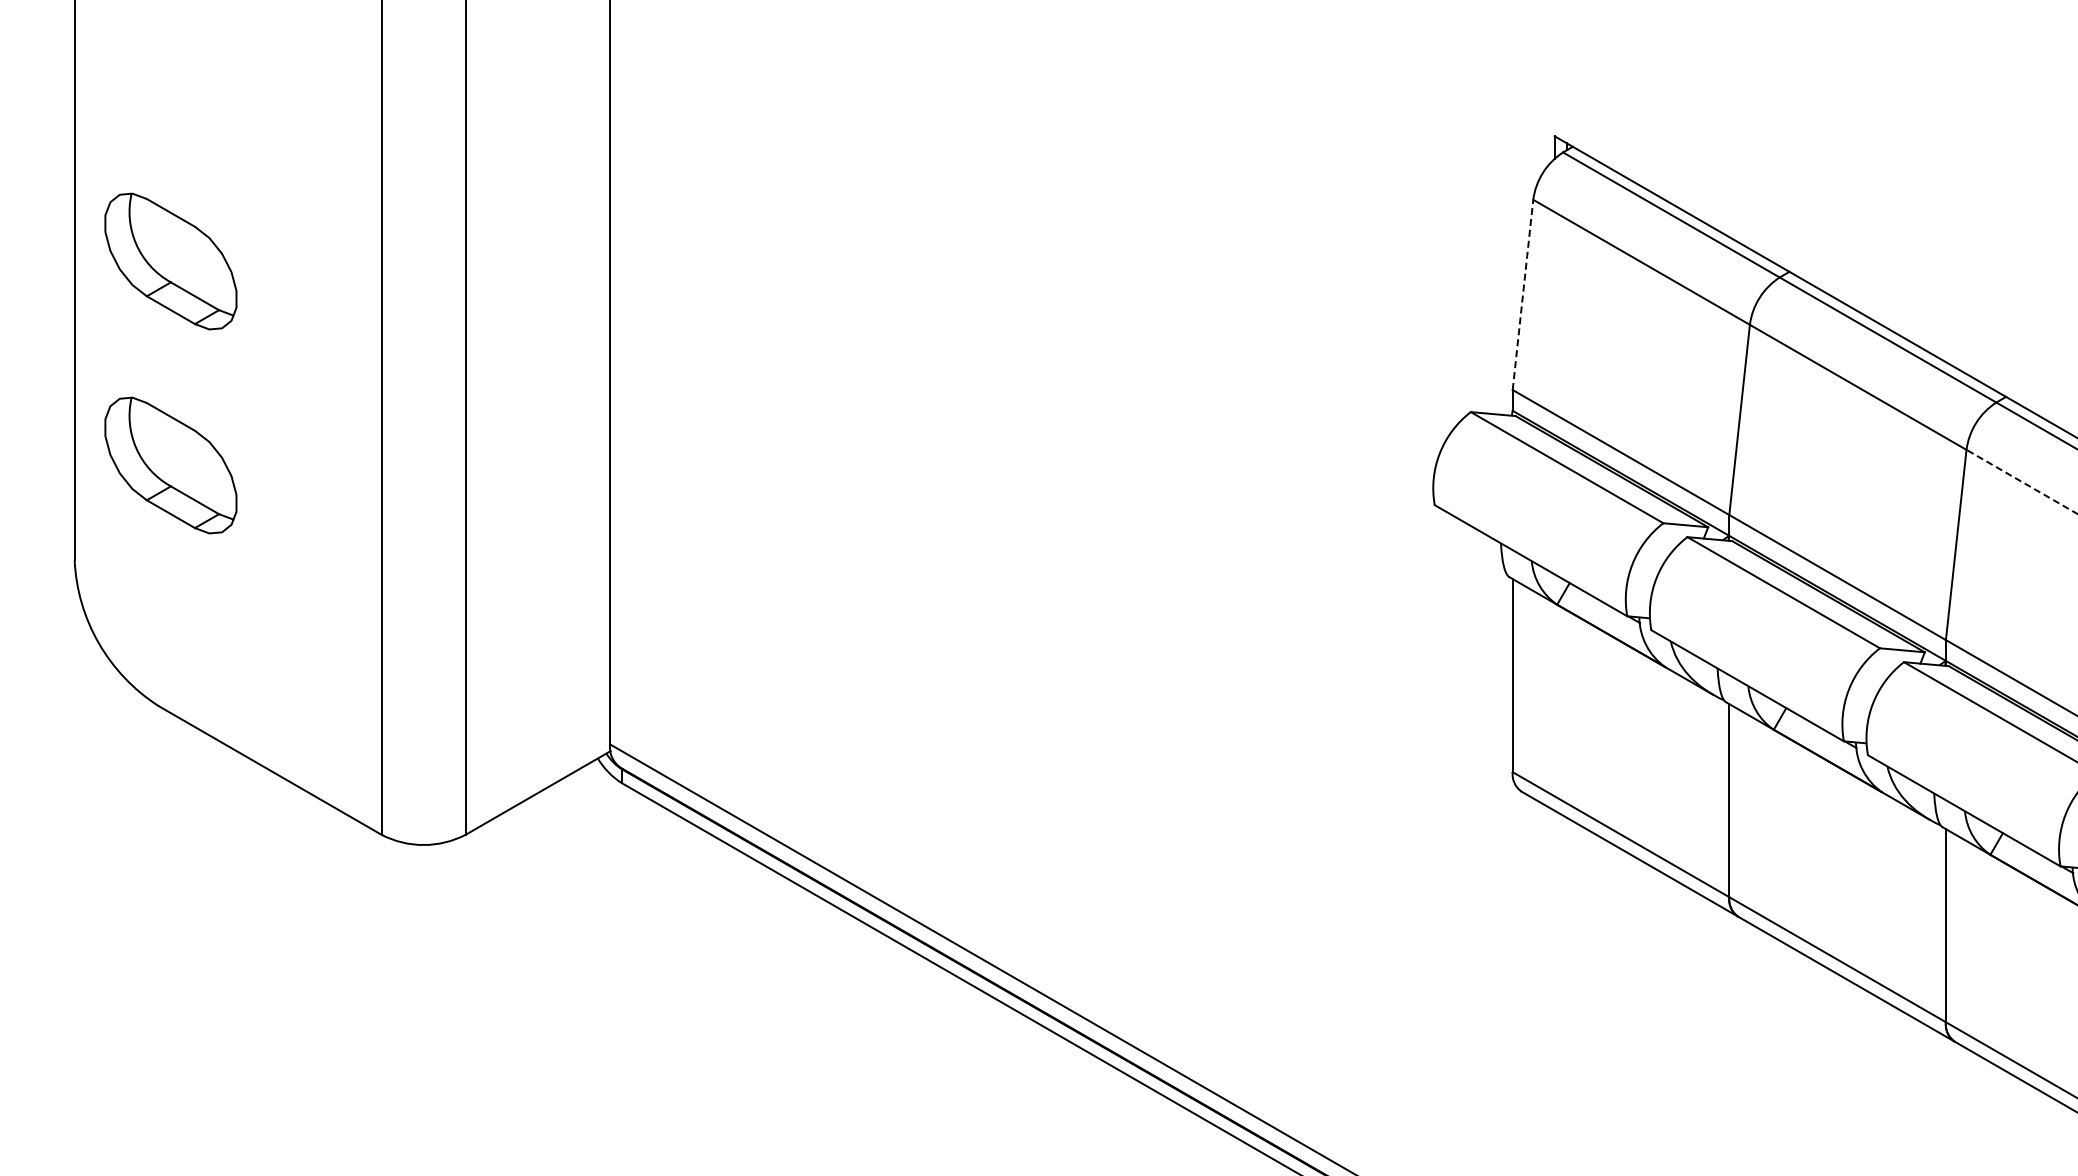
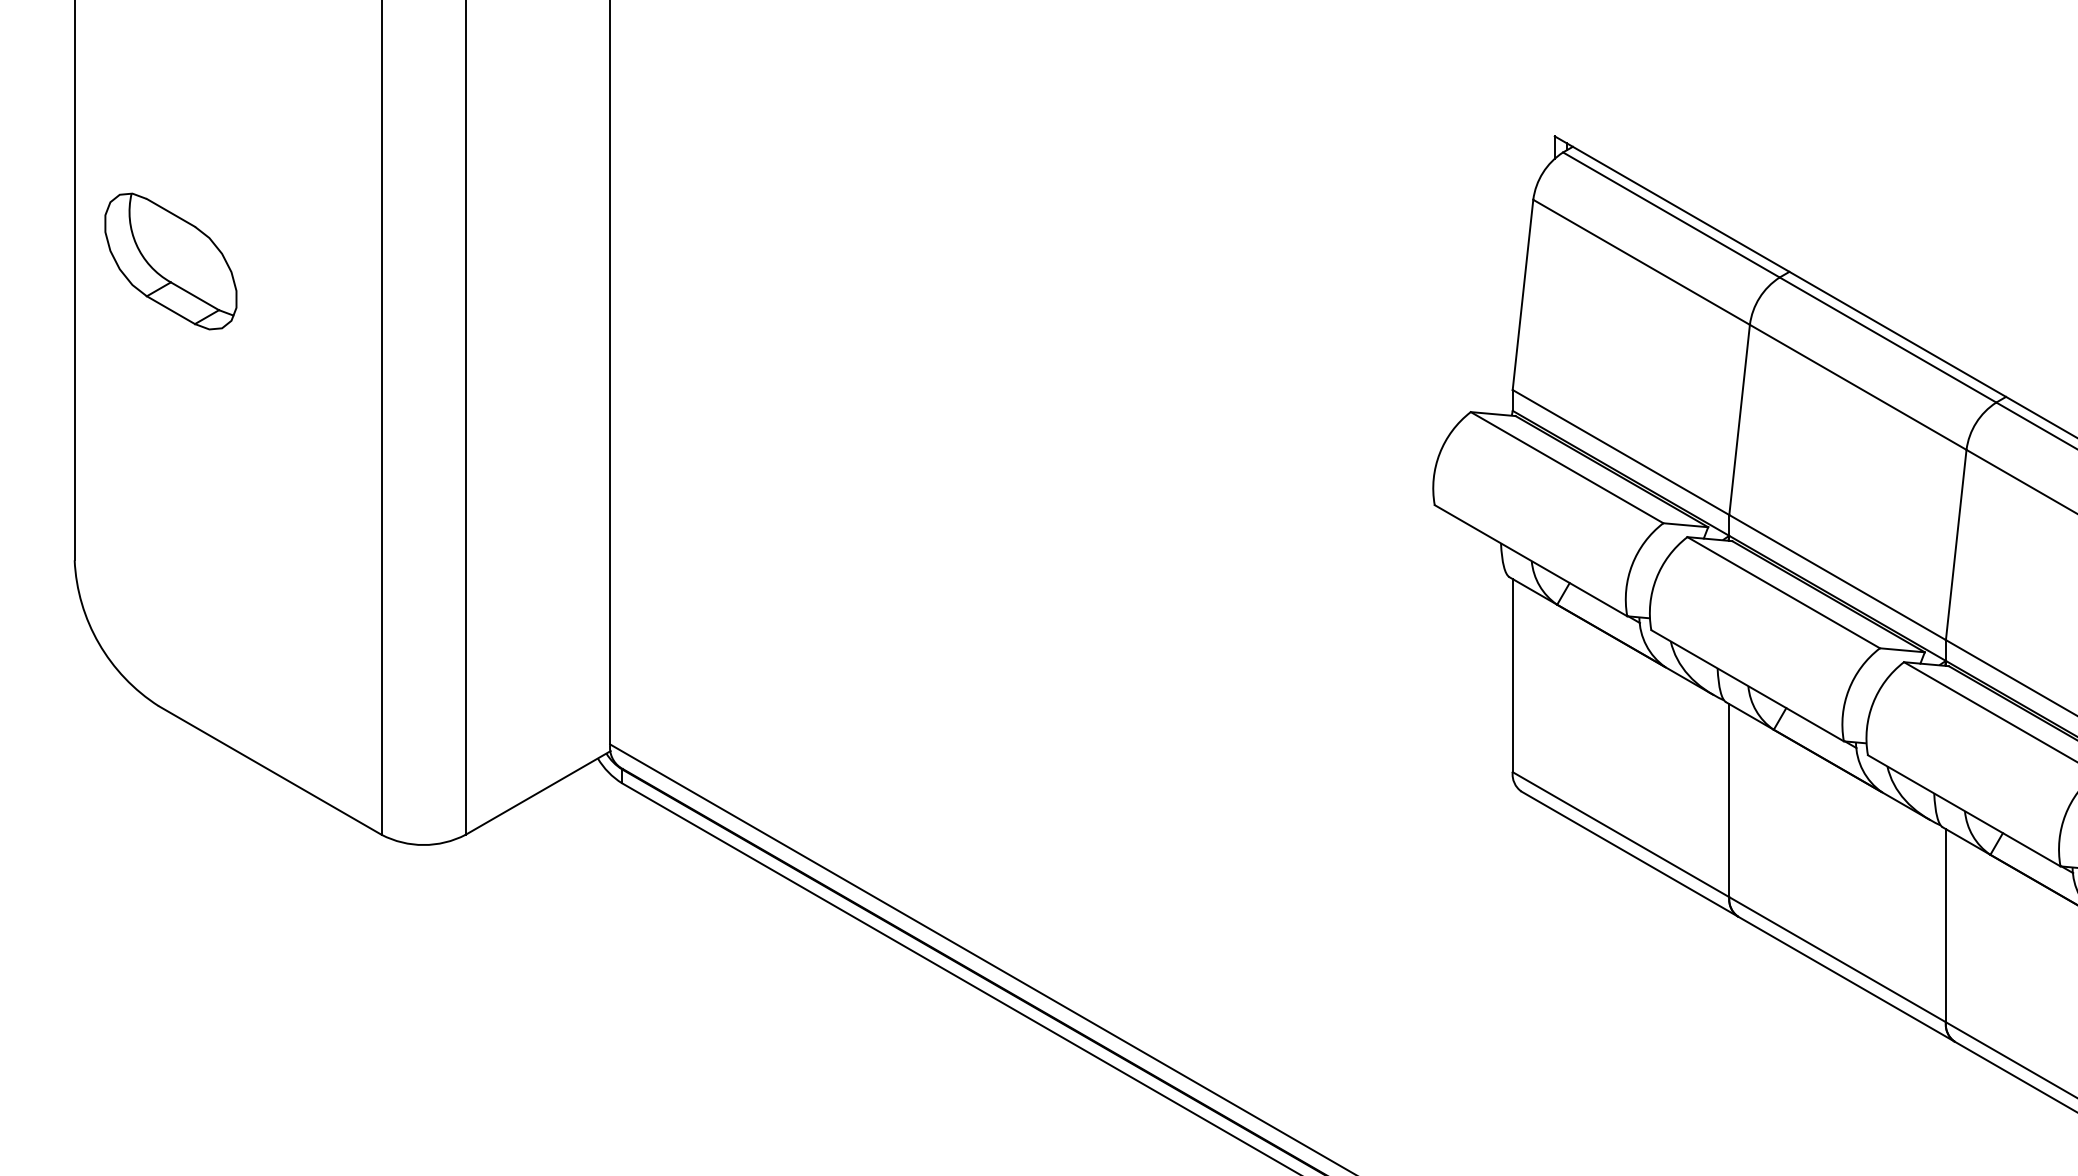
line: dashed -> solid (1523, 294)
part: present -> none (170, 465)
line: dashed -> solid (2021, 481)
